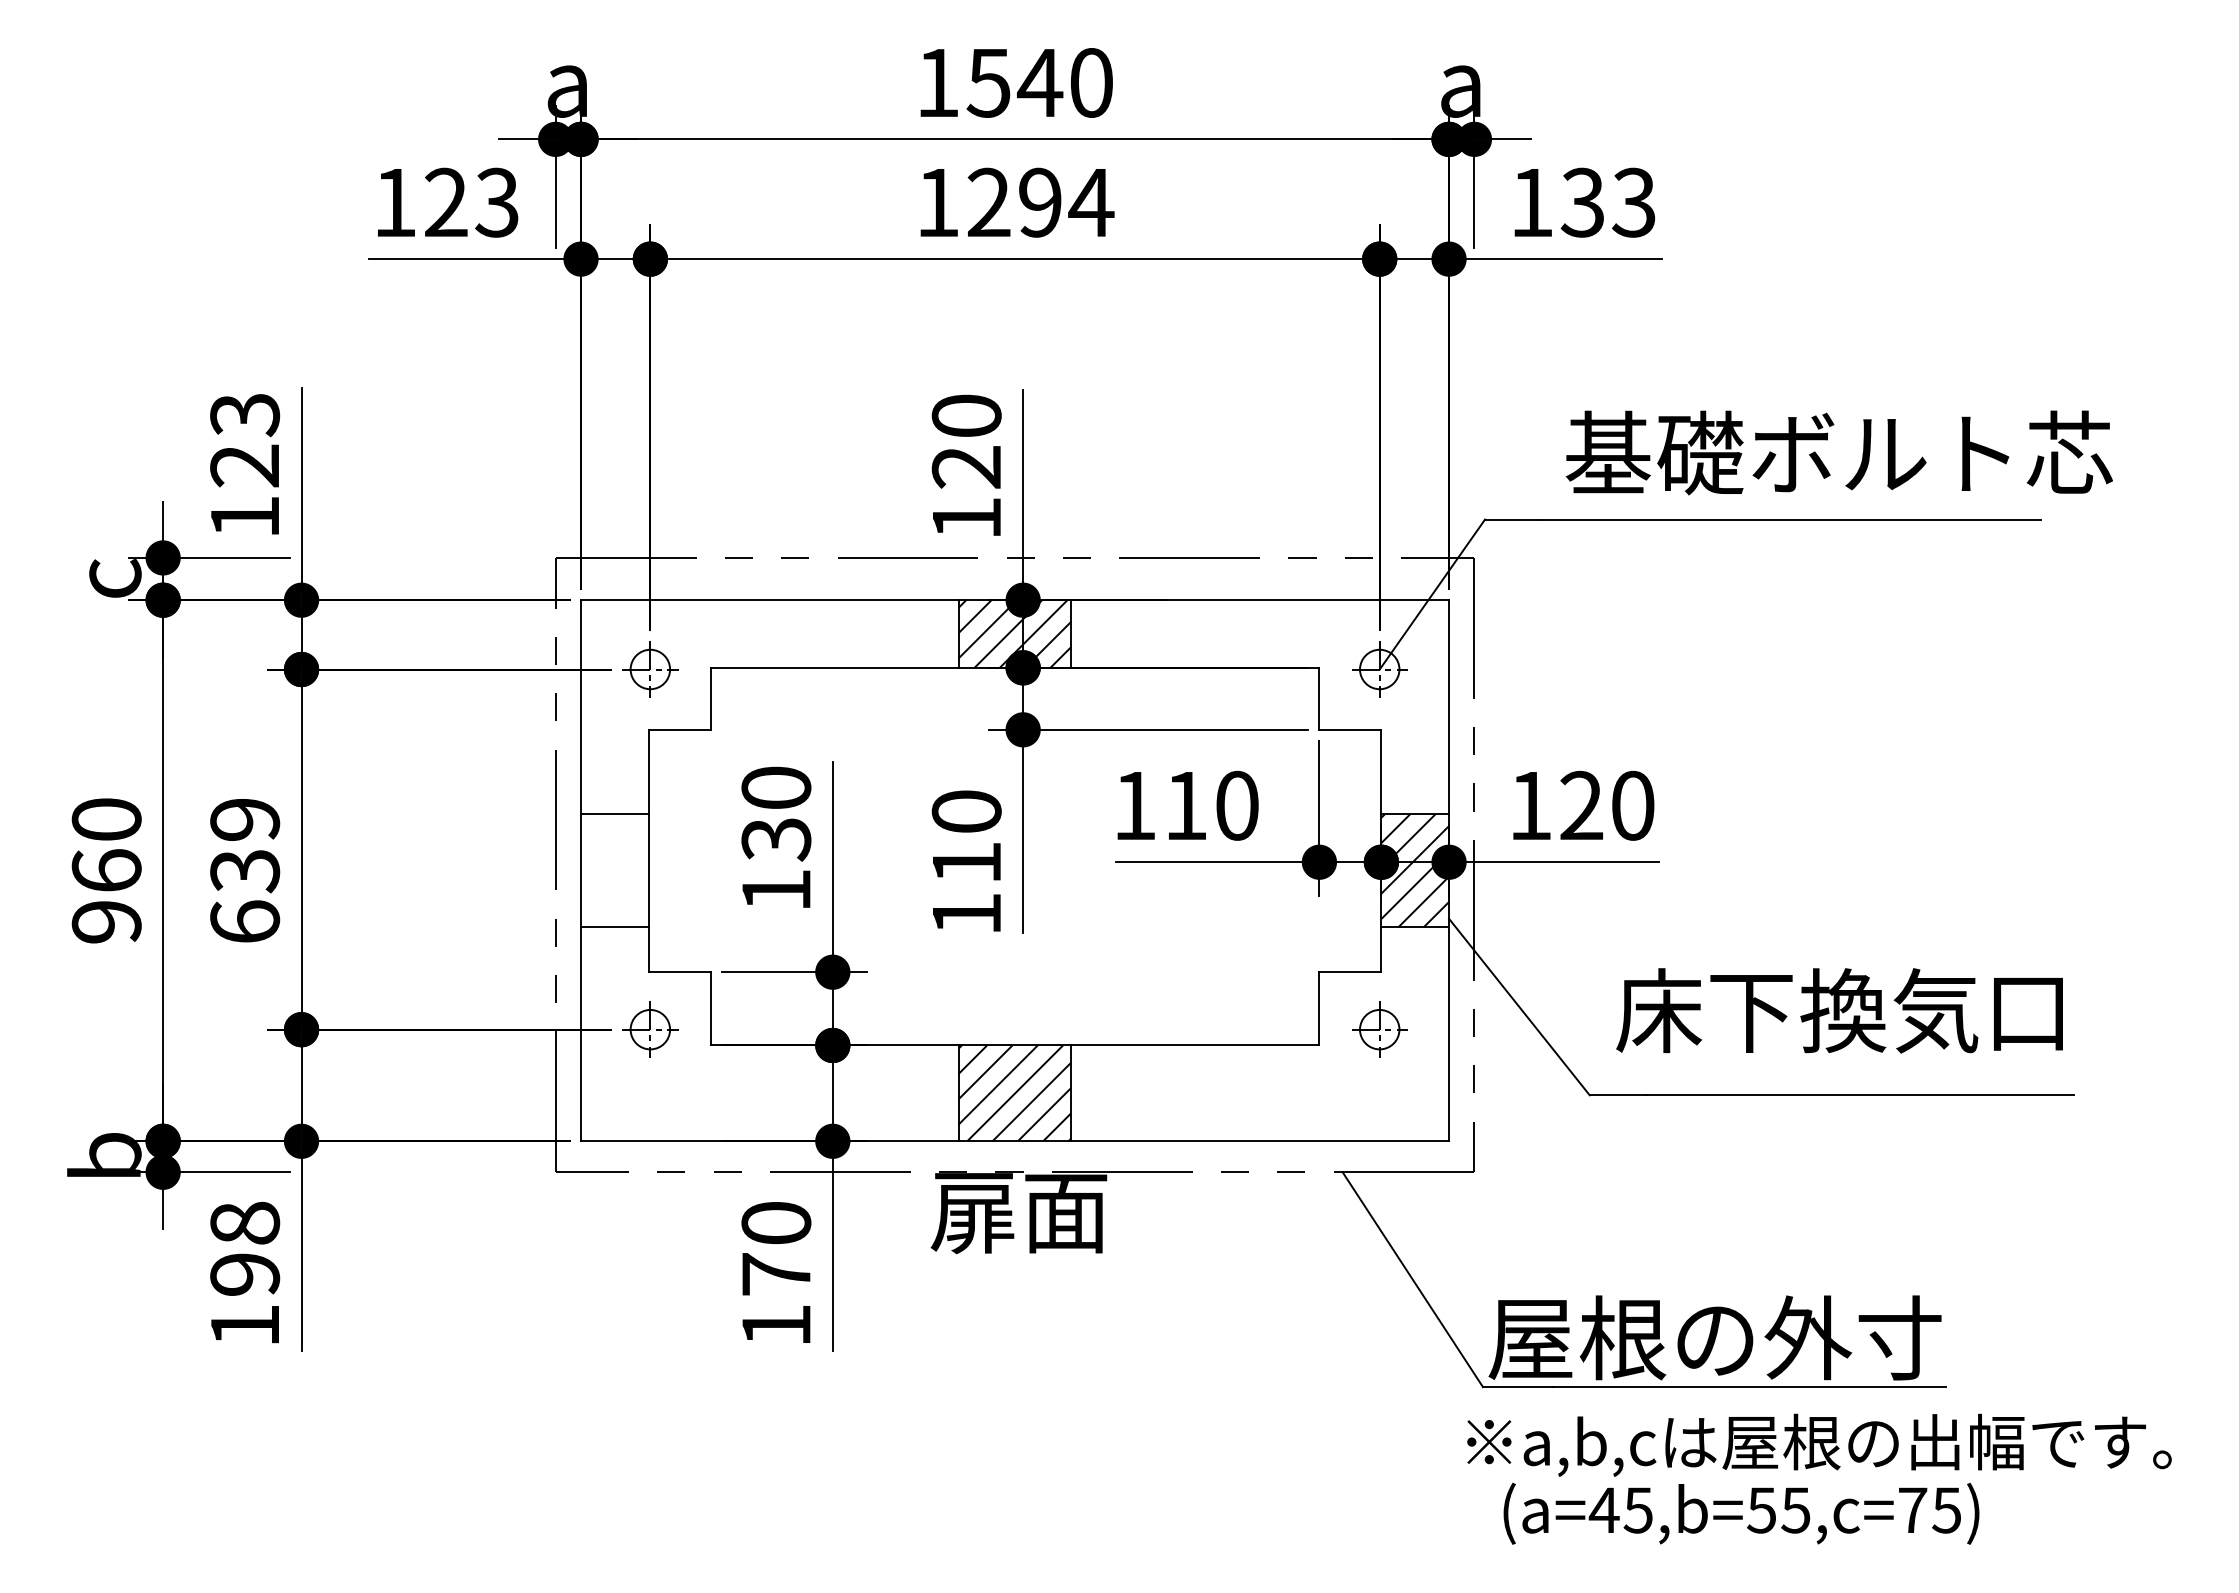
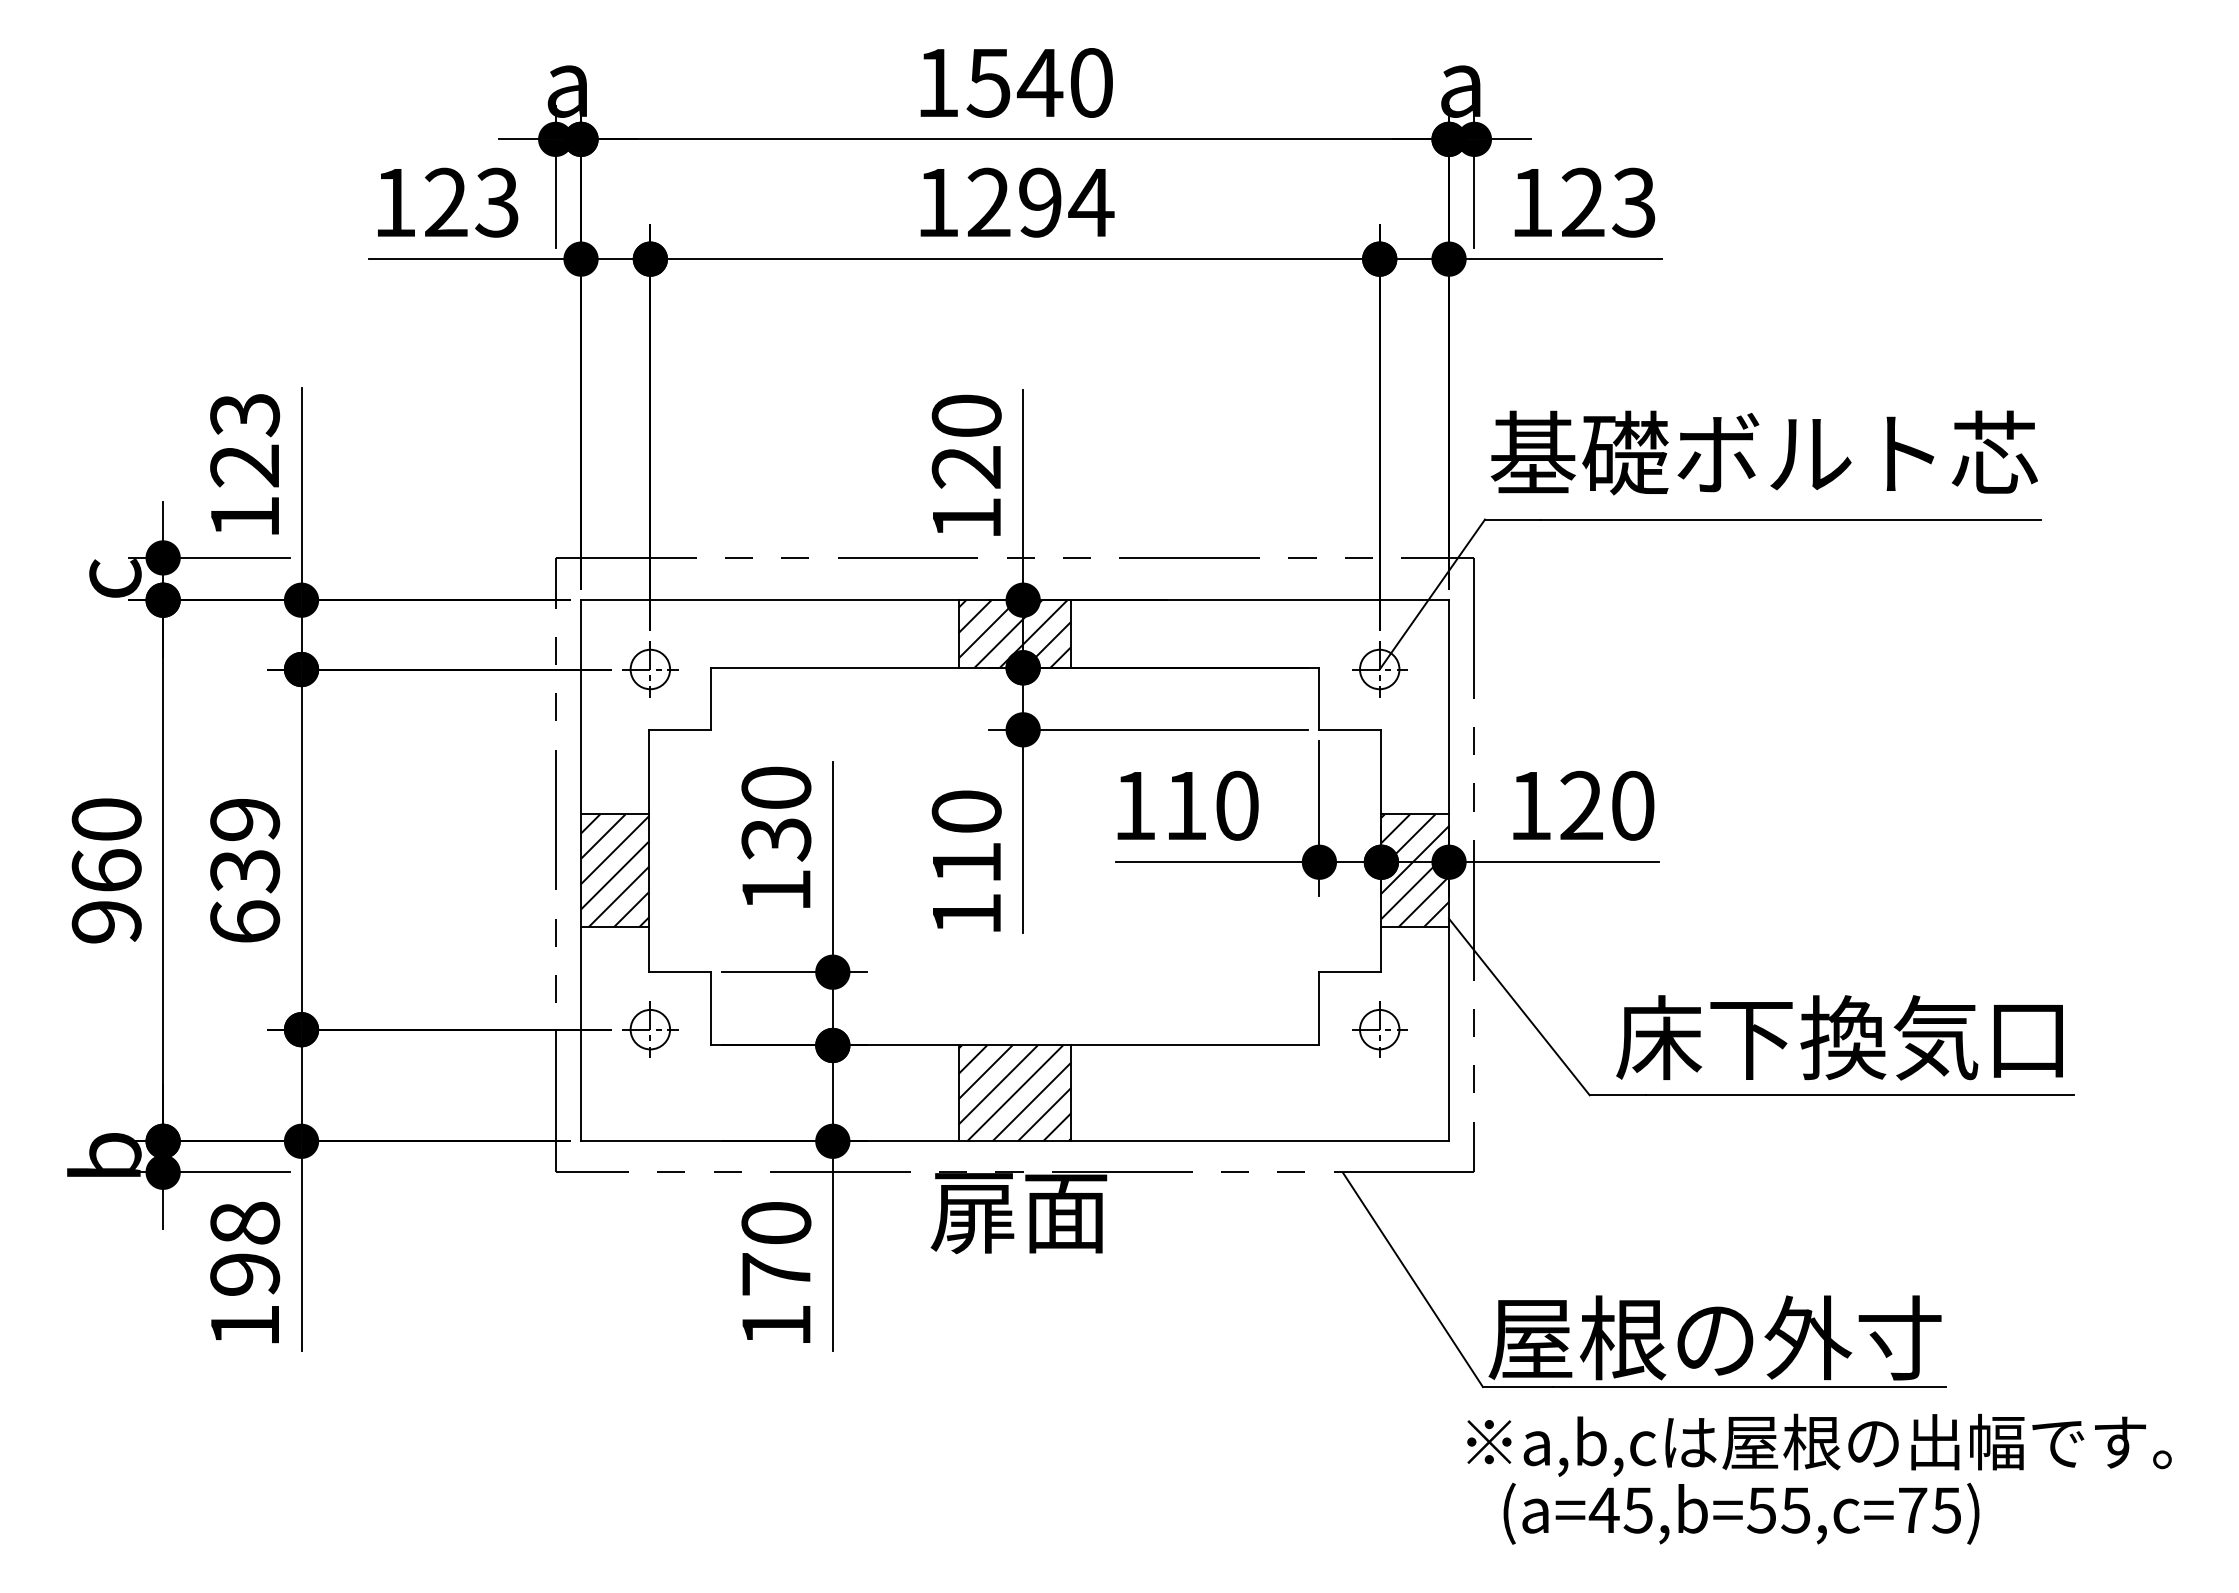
text: 133 -> 123 (1582, 202)
text position: (1838, 452) -> (1763, 452) (1763, 452)
hatch: none -> present (614, 870)
text position: (1839, 1010) -> (1839, 1037) (1839, 1037)
